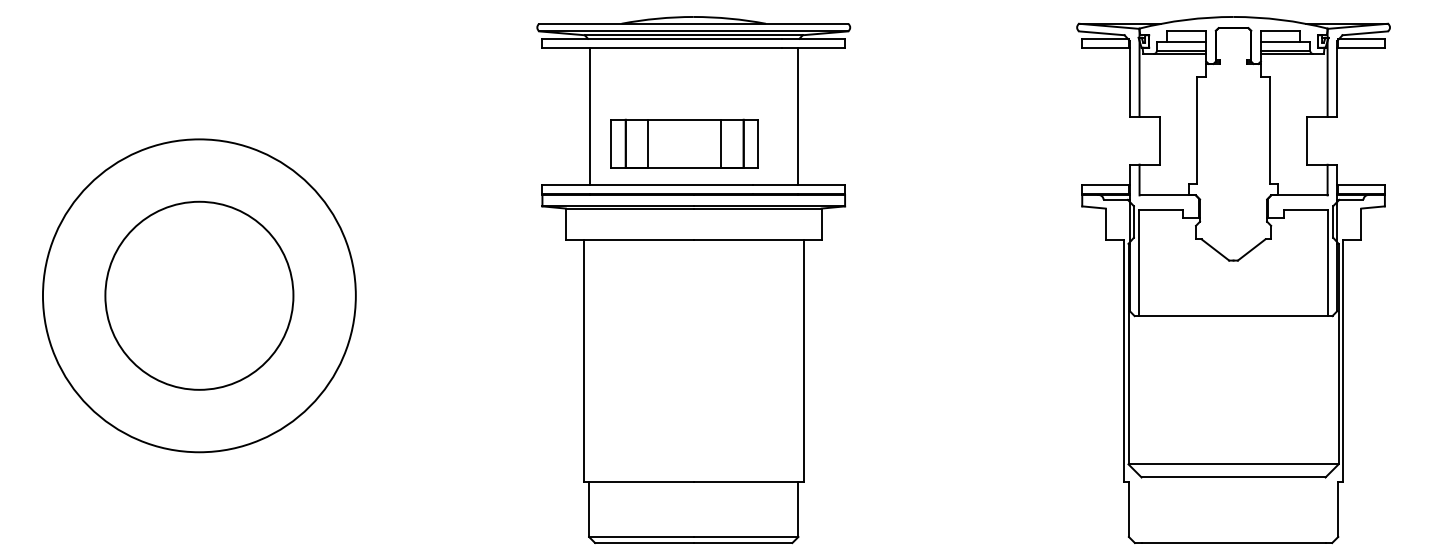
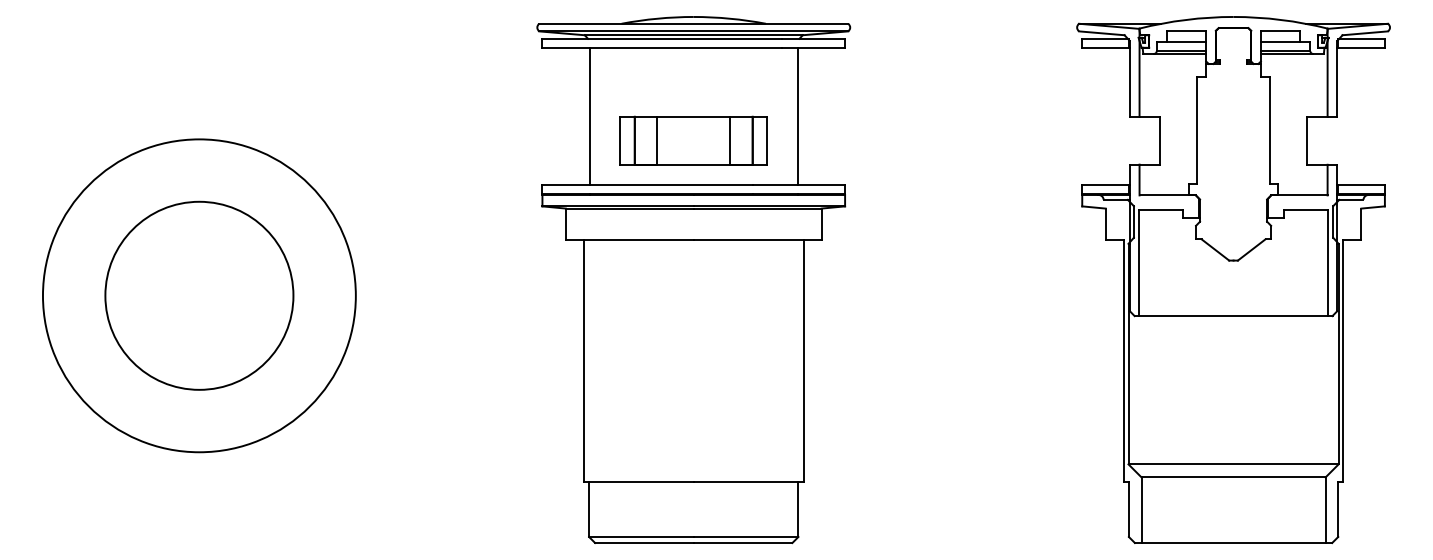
part position: (684, 143) -> (693, 140) (693, 140)
line: none -> present (1141, 509)
line: none -> present (1325, 509)
